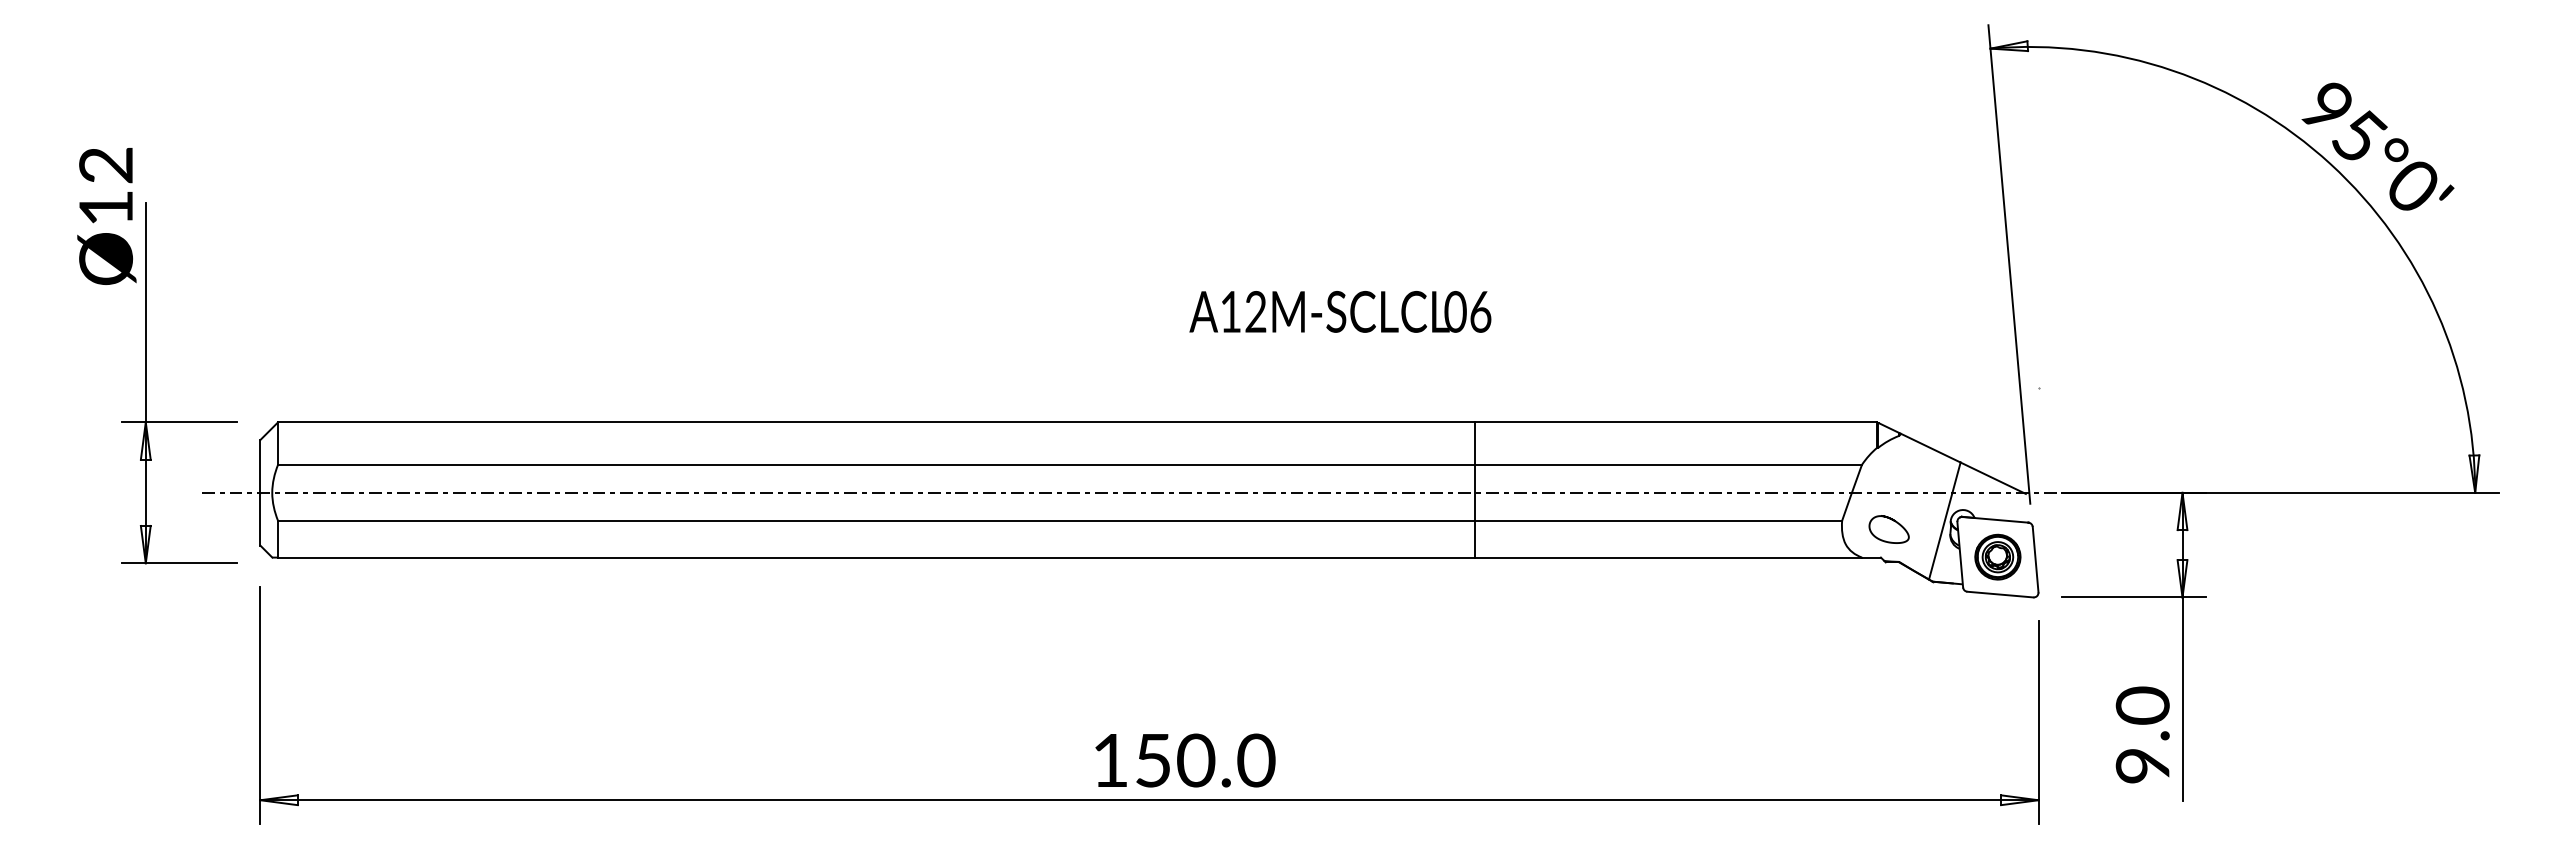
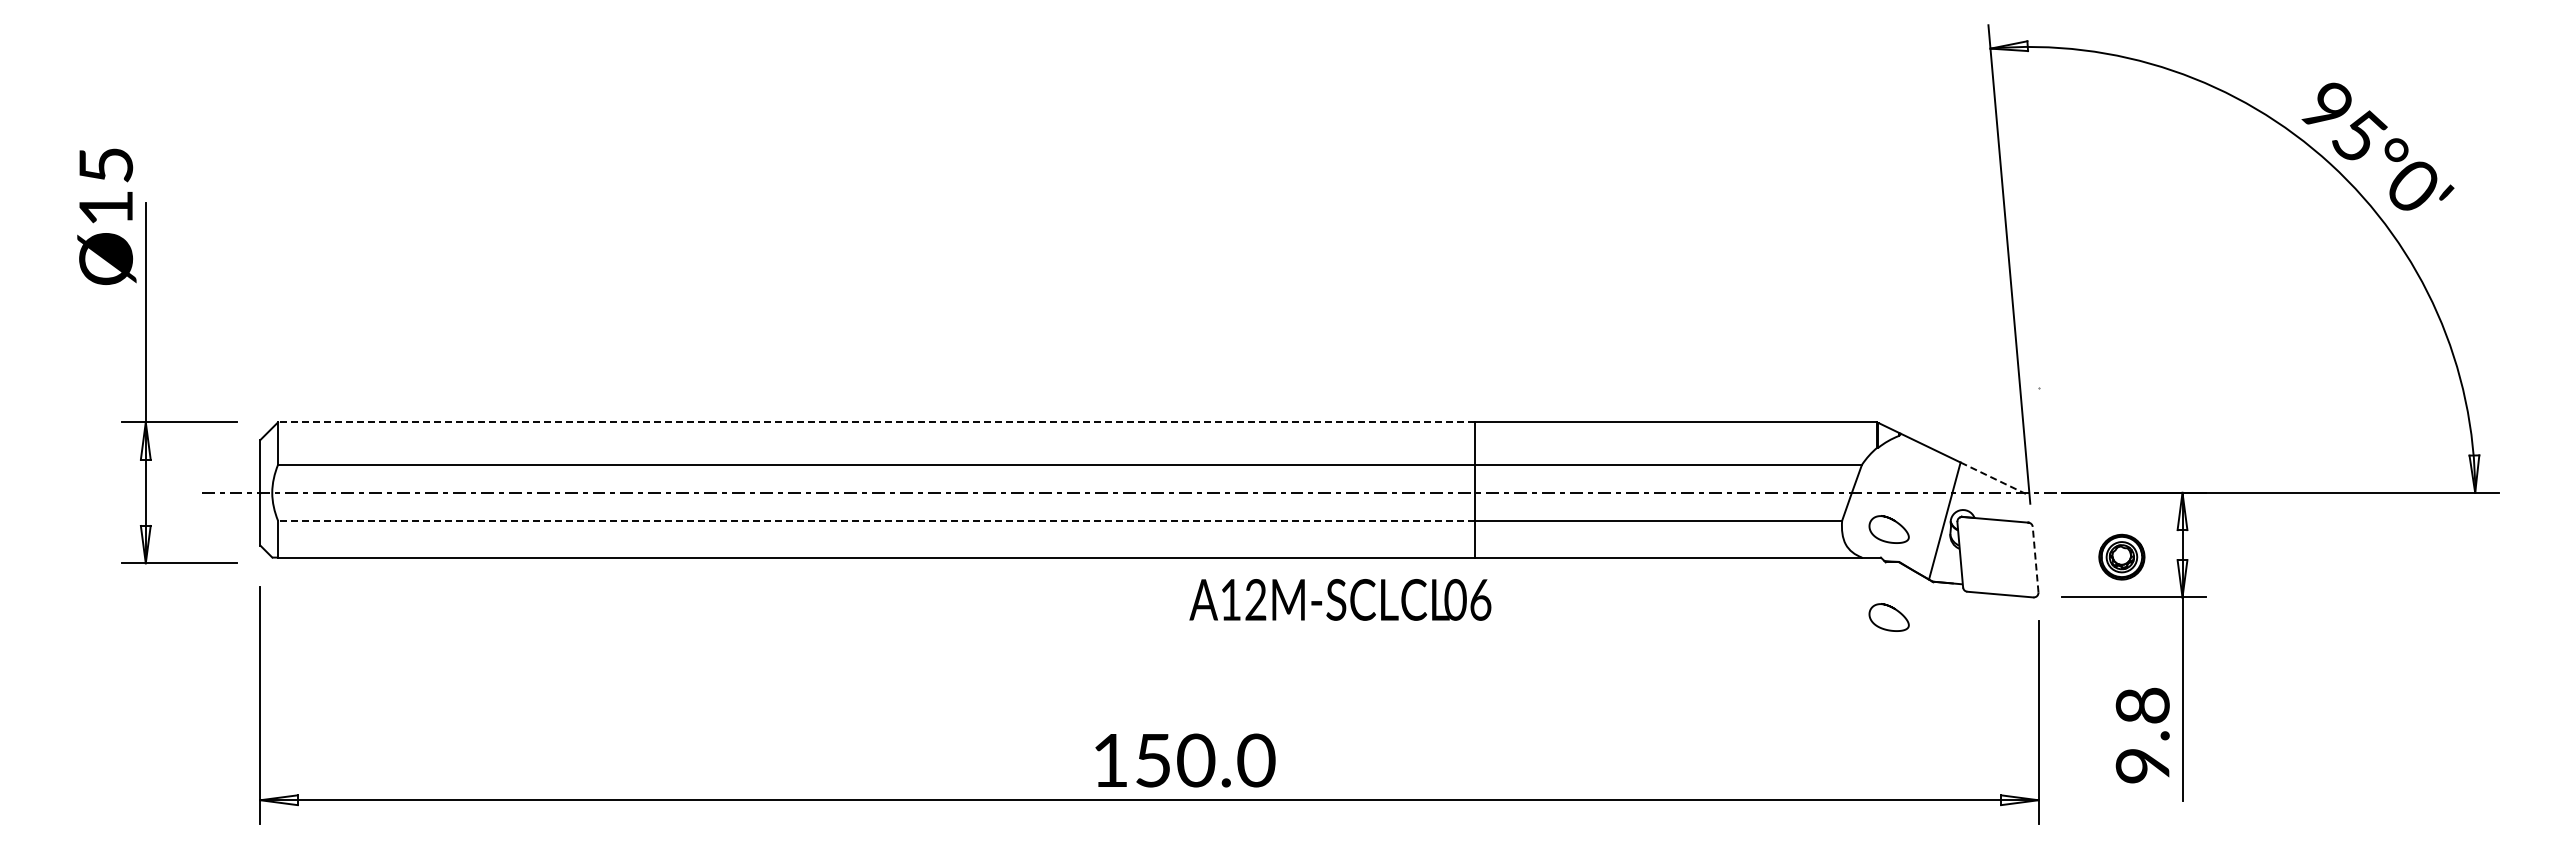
text: Ø12 -> Ø15 (106, 165)
text position: (1340, 311) -> (1340, 599) (1340, 599)
line: solid -> dashed (875, 422)
line: solid -> dashed (1993, 478)
line: solid -> dashed (875, 520)
part position: (1997, 556) -> (2121, 556) (2121, 556)
line: solid -> dashed (2035, 559)
part: none -> present (1888, 617)
text: 9.0 -> 9.8 (2142, 705)
